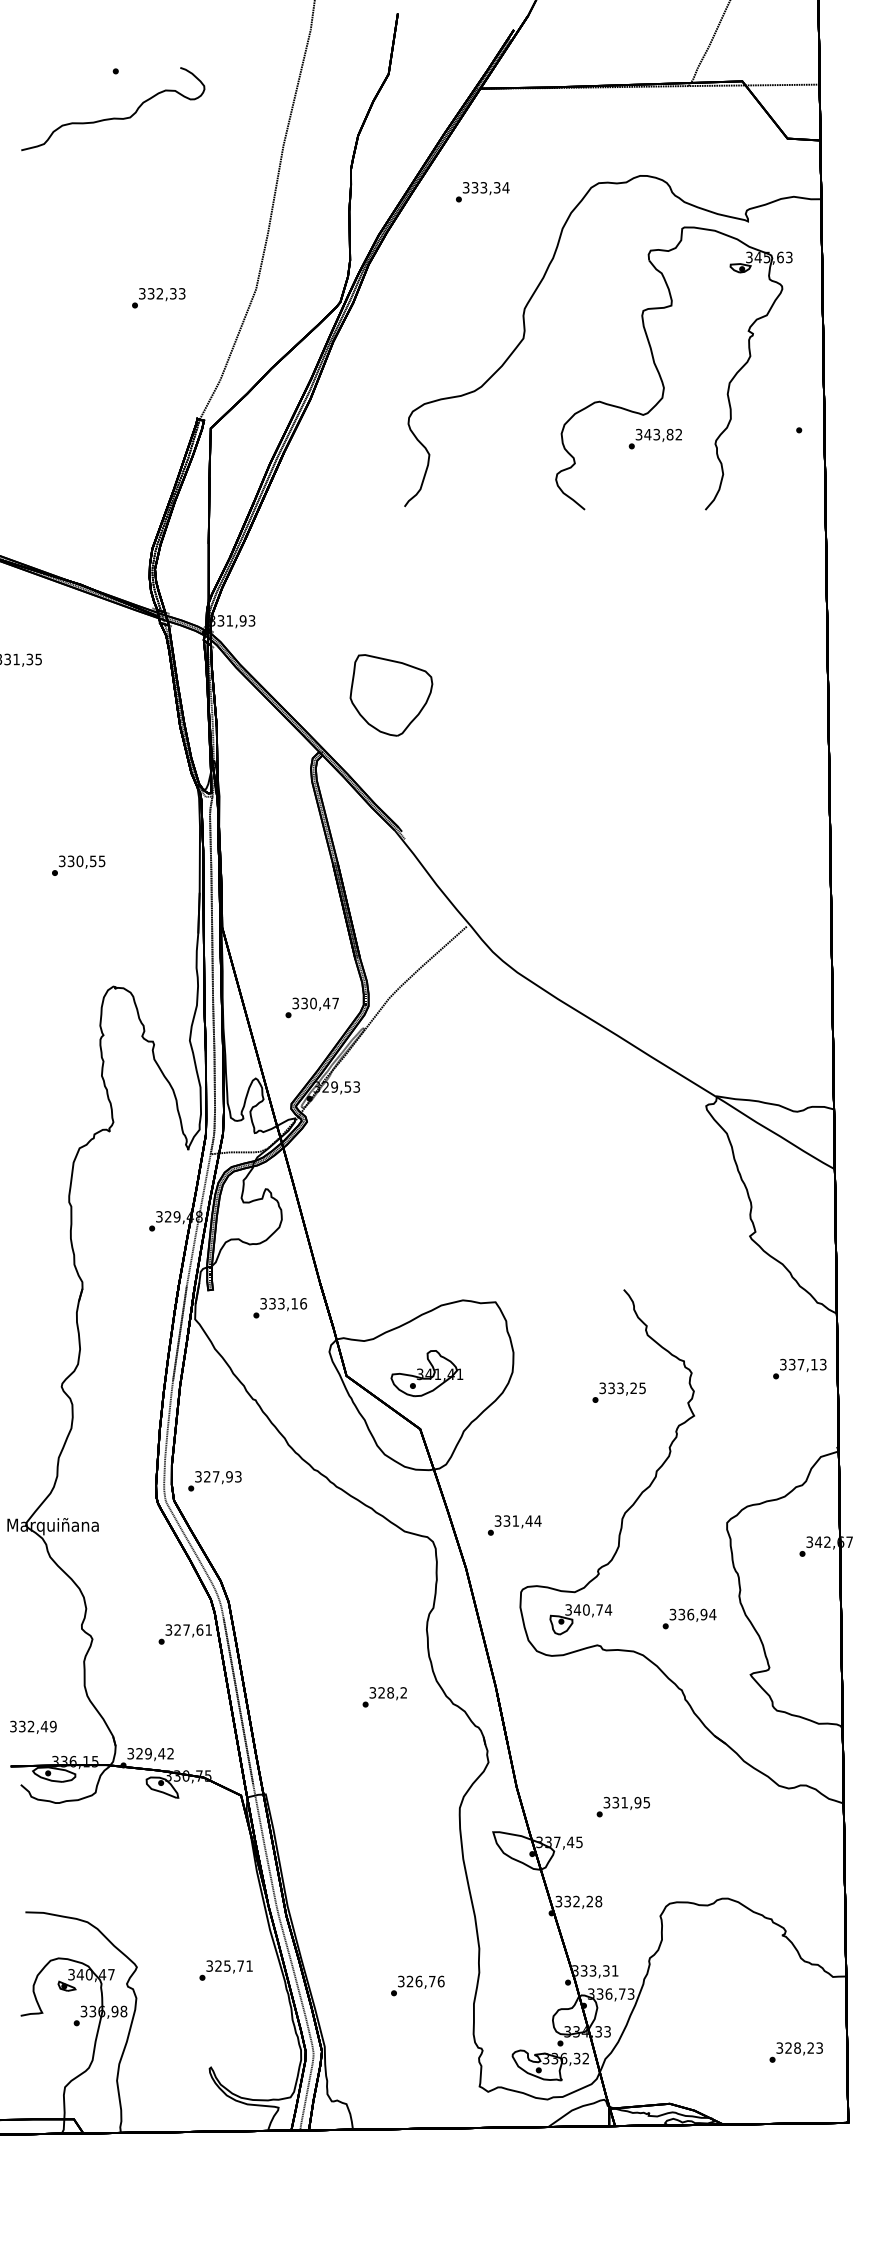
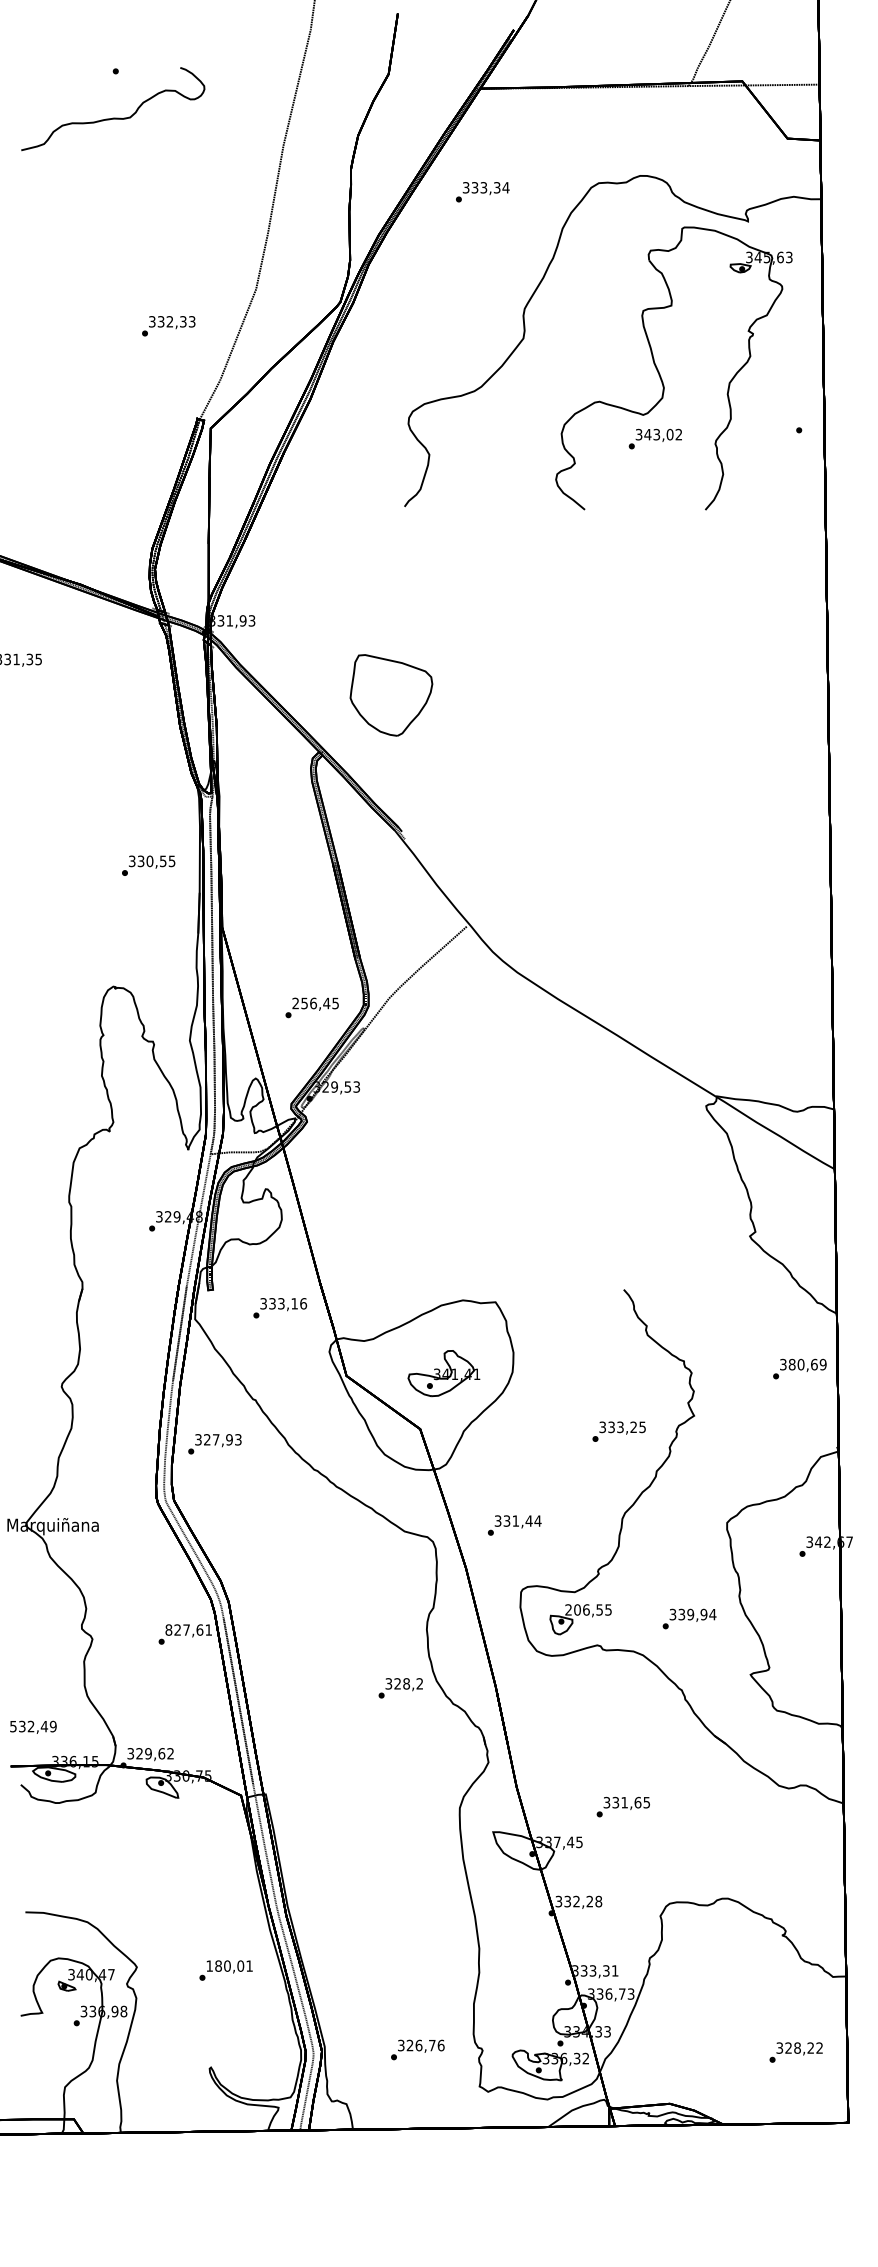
text position: (158, 298) -> (168, 326) (168, 326)
text: 343,82 -> 343,02 (669, 434)
text position: (78, 865) -> (148, 865) (148, 865)
text: 330,47 -> 256,45 (315, 1003)
text: 337,13 -> 380,69 (807, 1364)
part position: (426, 1373) -> (443, 1373) (443, 1373)
text position: (618, 1392) -> (618, 1431) (618, 1431)
text position: (214, 1481) -> (214, 1444) (214, 1444)
text: 340,74 -> 206,55 (588, 1609)
text: 336,94 -> 339,94 (690, 1614)
text: 327,61 -> 827,61 (168, 1629)
text position: (384, 1697) -> (400, 1688) (400, 1688)
text: 332,49 -> 532,49 (13, 1725)
text: 329,42 -> 329,62 (161, 1753)
text: 331,95 -> 331,65 (637, 1802)
text: 325,71 -> 180,01 (225, 1965)
text position: (417, 1985) -> (417, 2049) (417, 2049)
text: 328,23 -> 328,22 (819, 2048)
